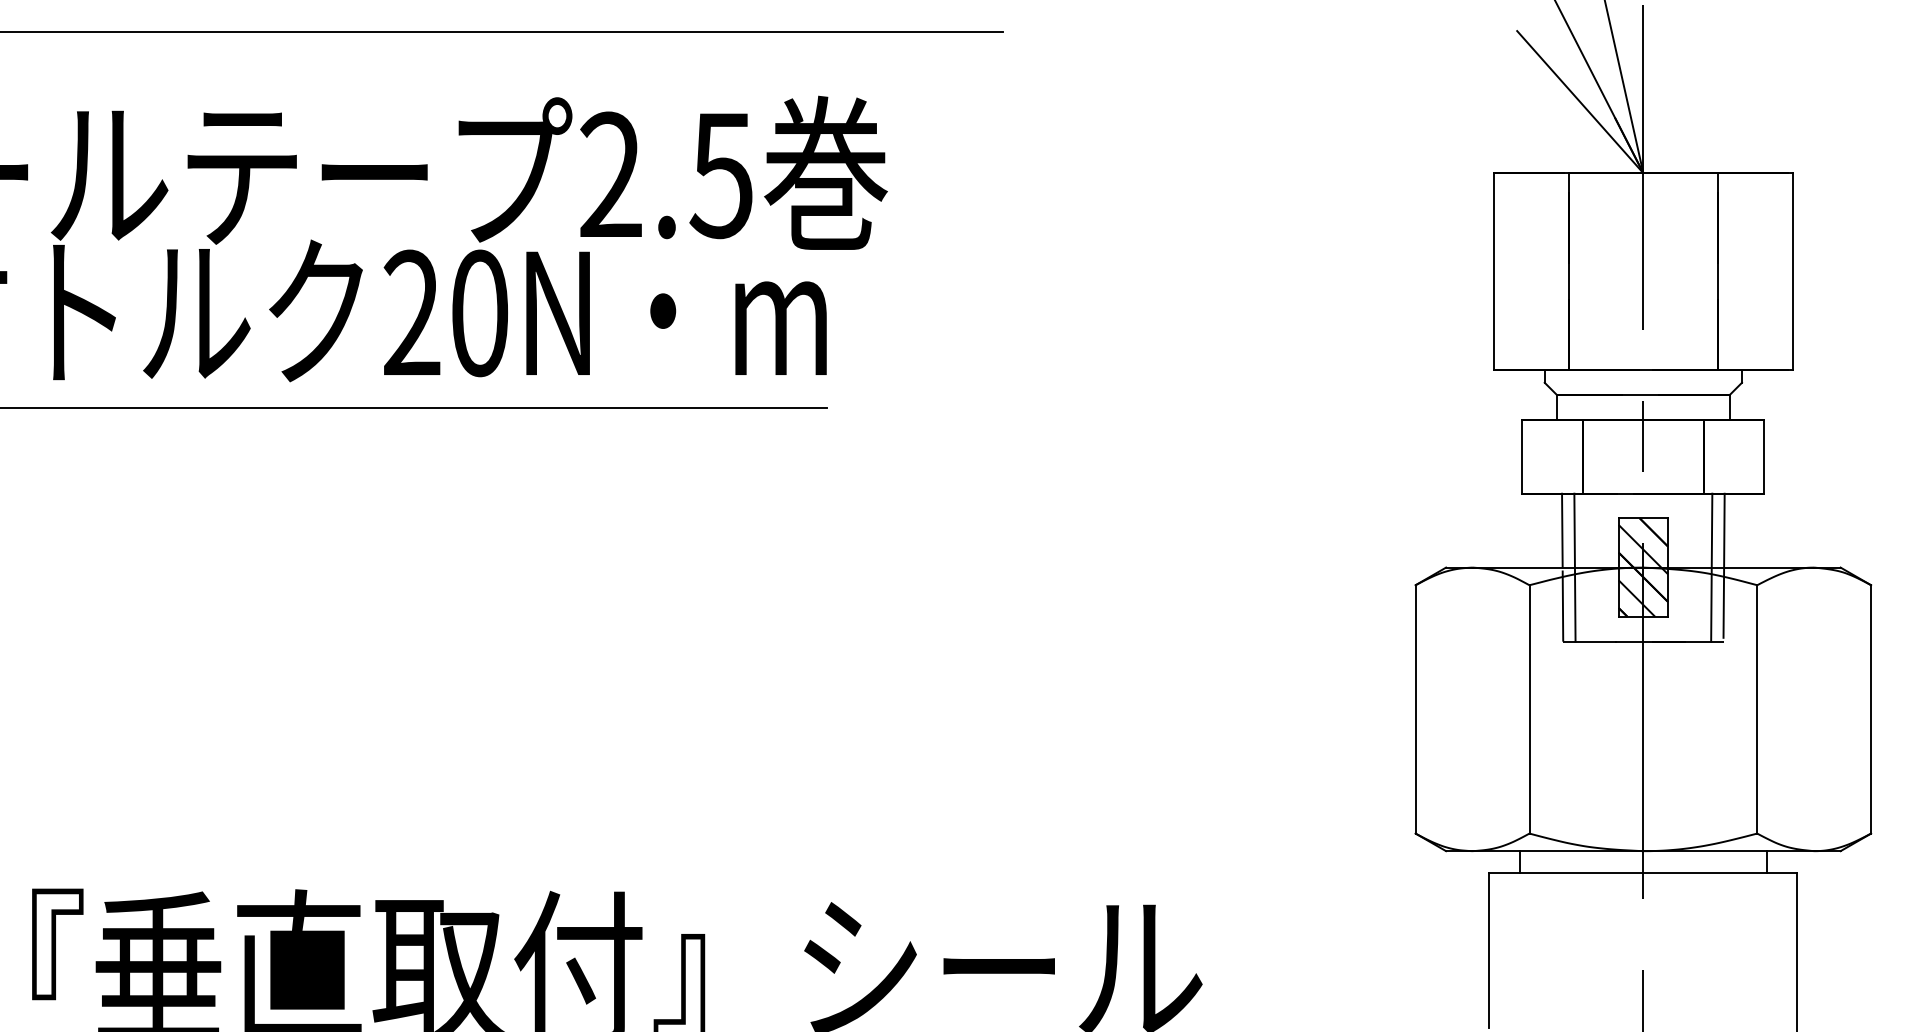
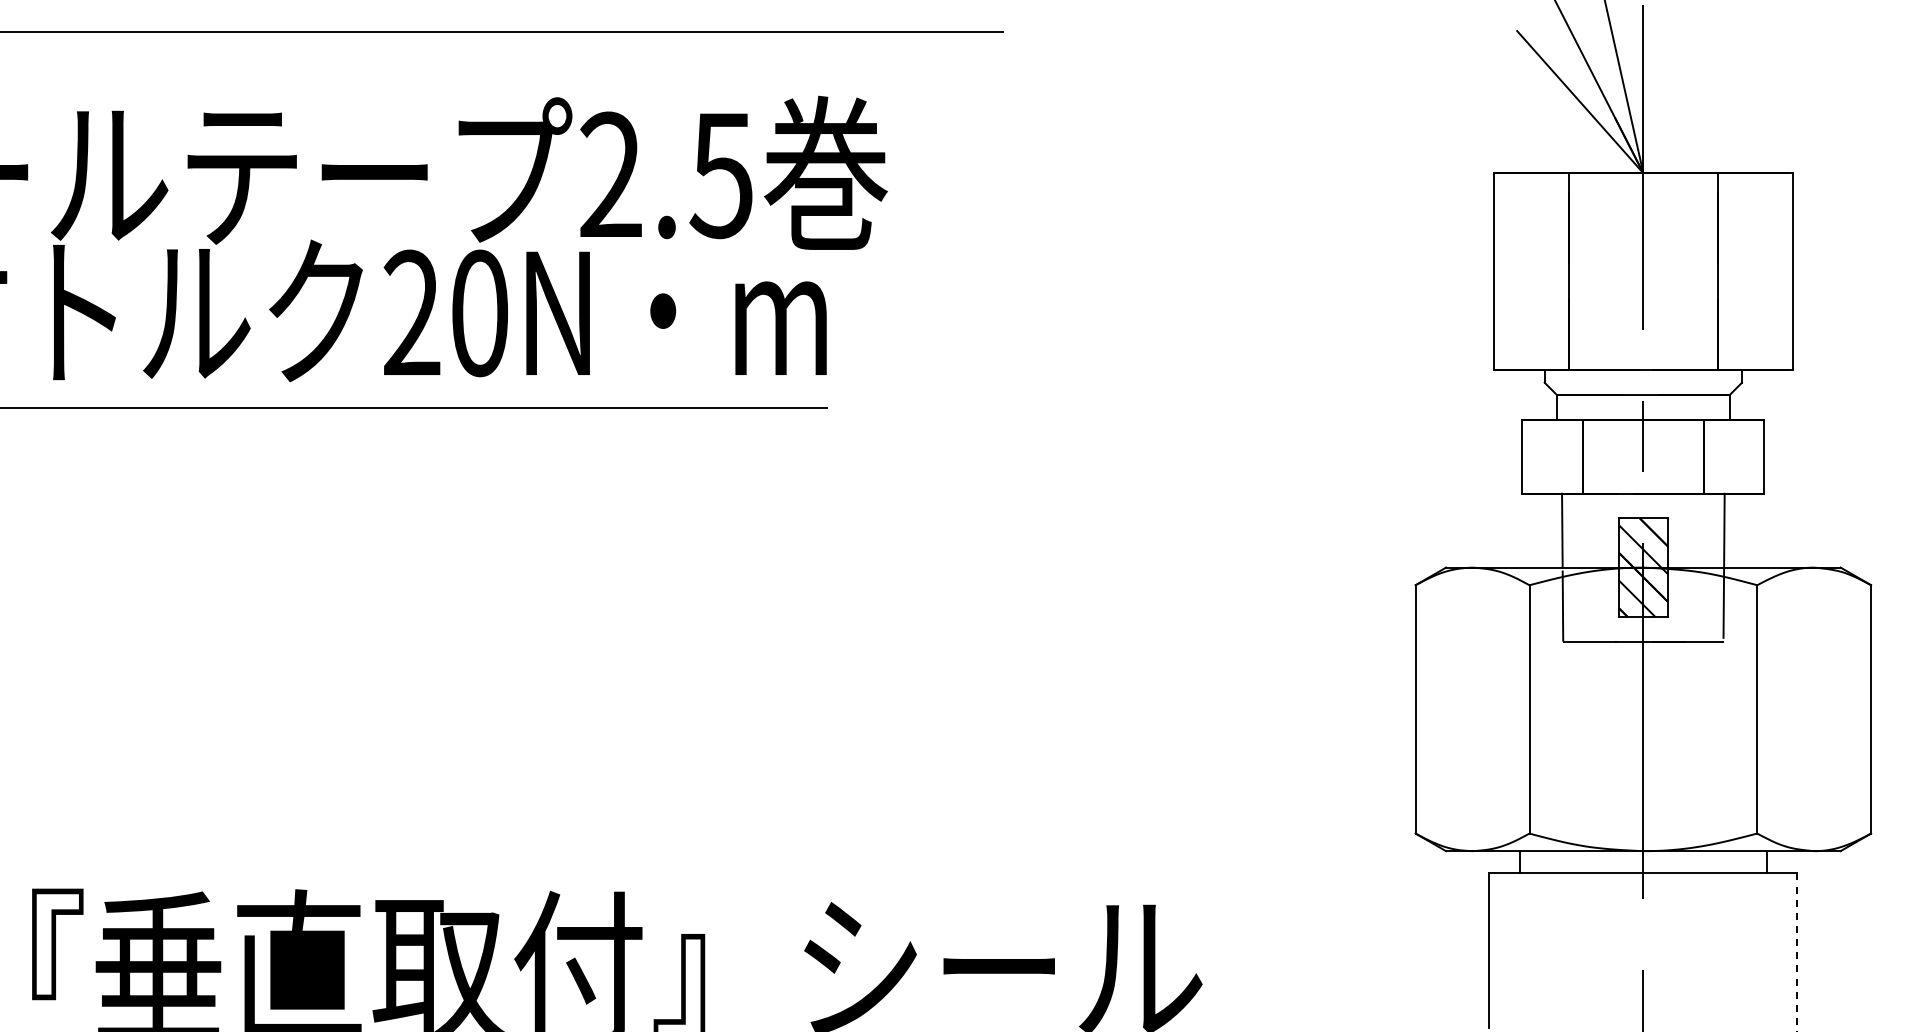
line: present -> none (1574, 567)
line: present -> none (1711, 567)
line: solid -> dashed (1797, 952)
